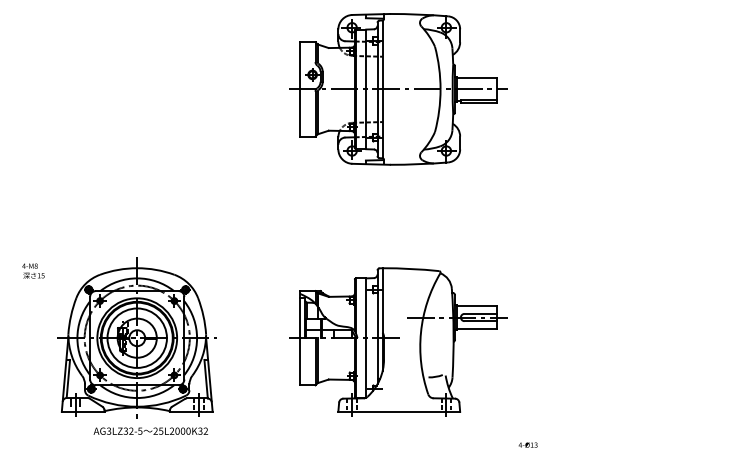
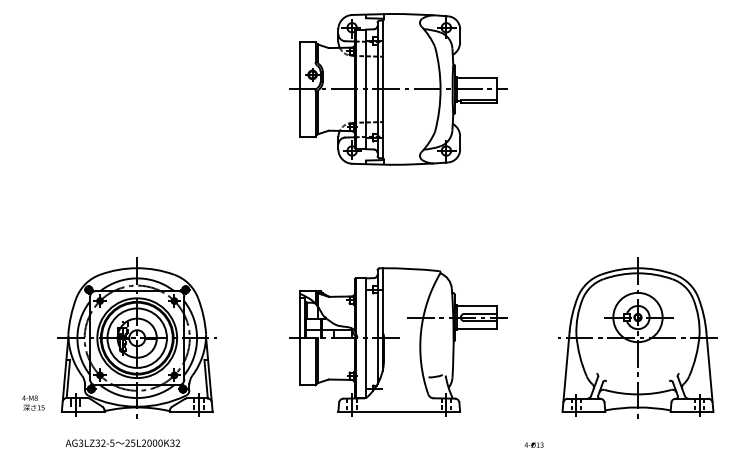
text position: (33, 270) -> (33, 402) (33, 402)
part: none -> present (637, 337)
text position: (150, 430) -> (122, 442) (122, 442)
text position: (527, 444) -> (533, 444) (533, 444)
